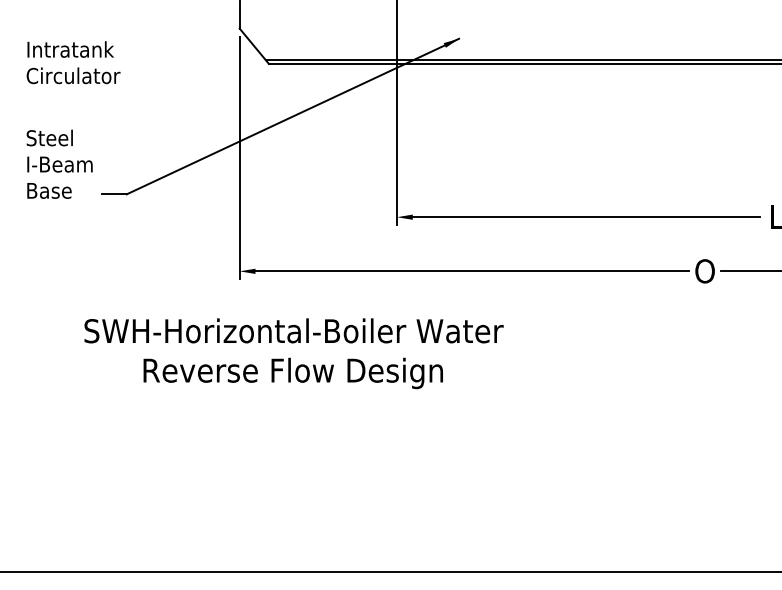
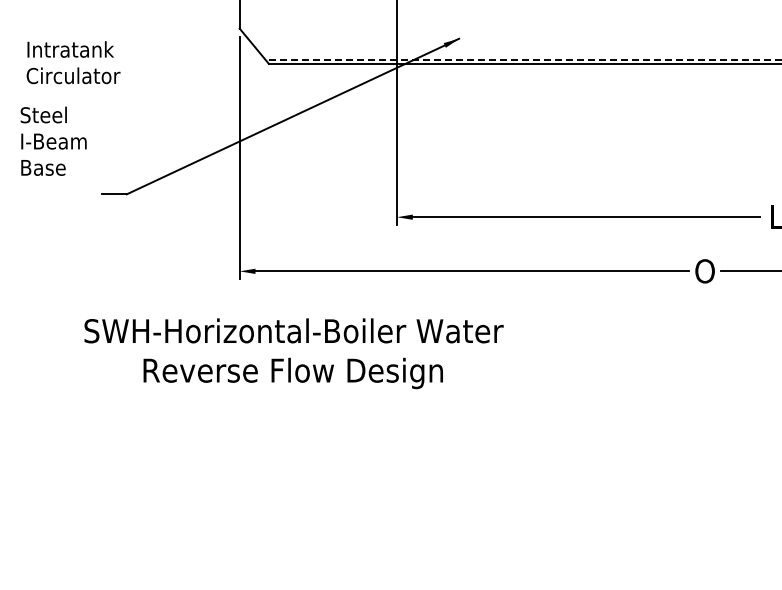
line: solid -> dashed (523, 59)
text position: (59, 163) -> (53, 140) (53, 140)
line: present -> none (390, 572)
